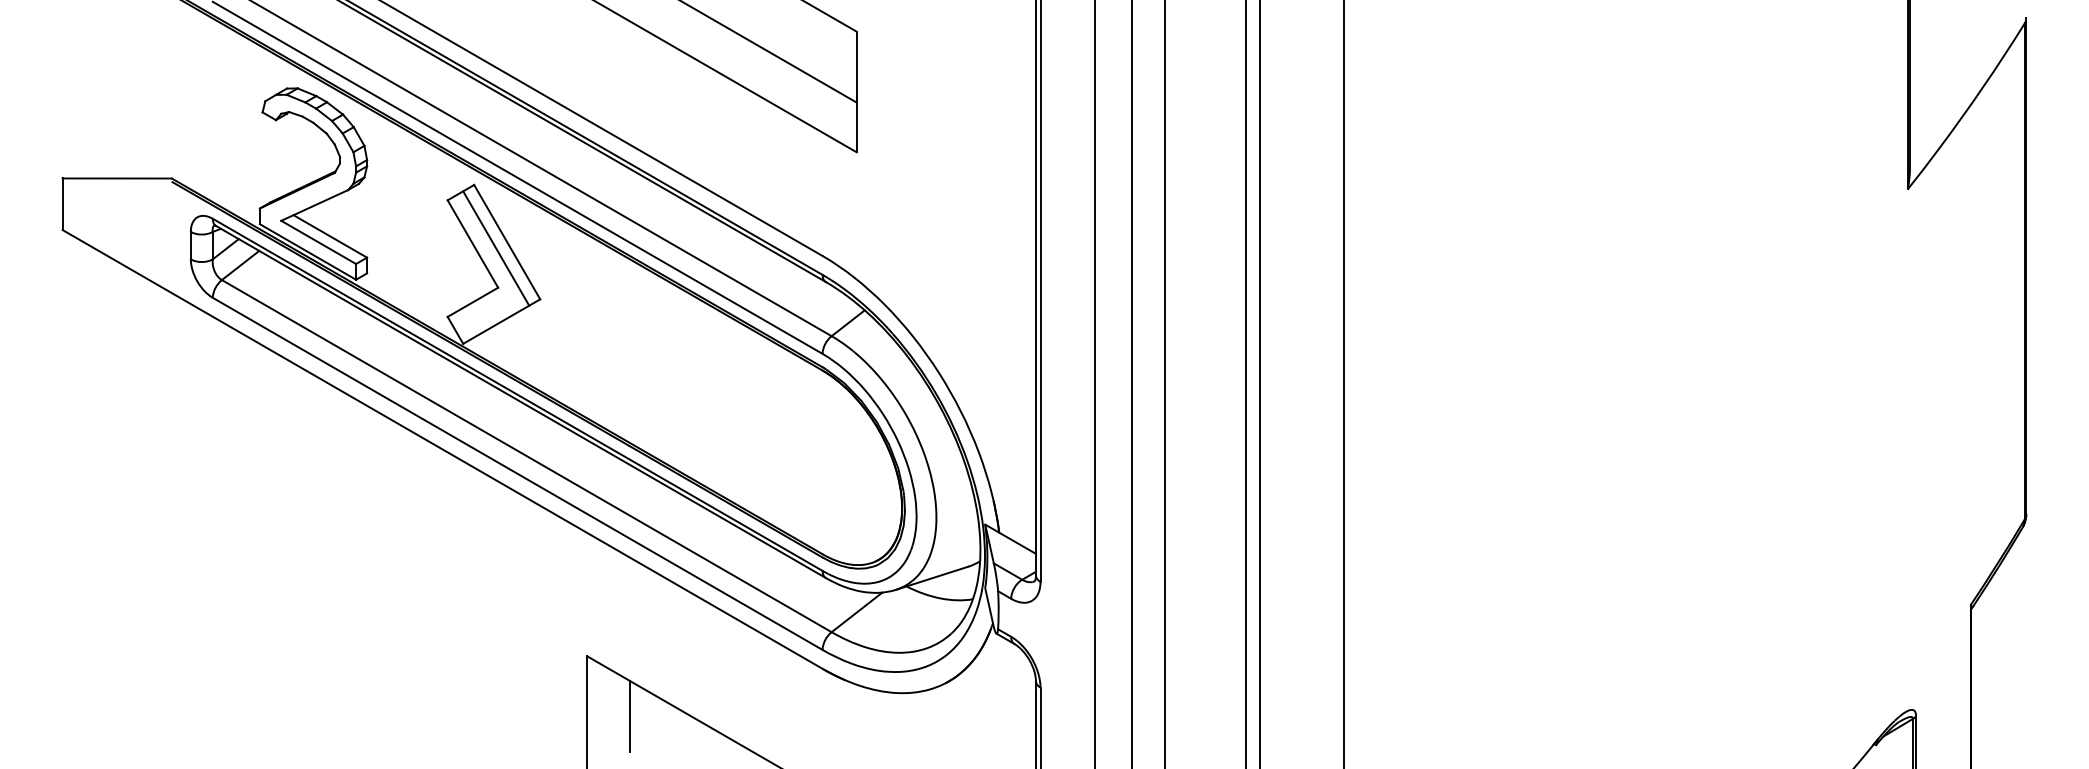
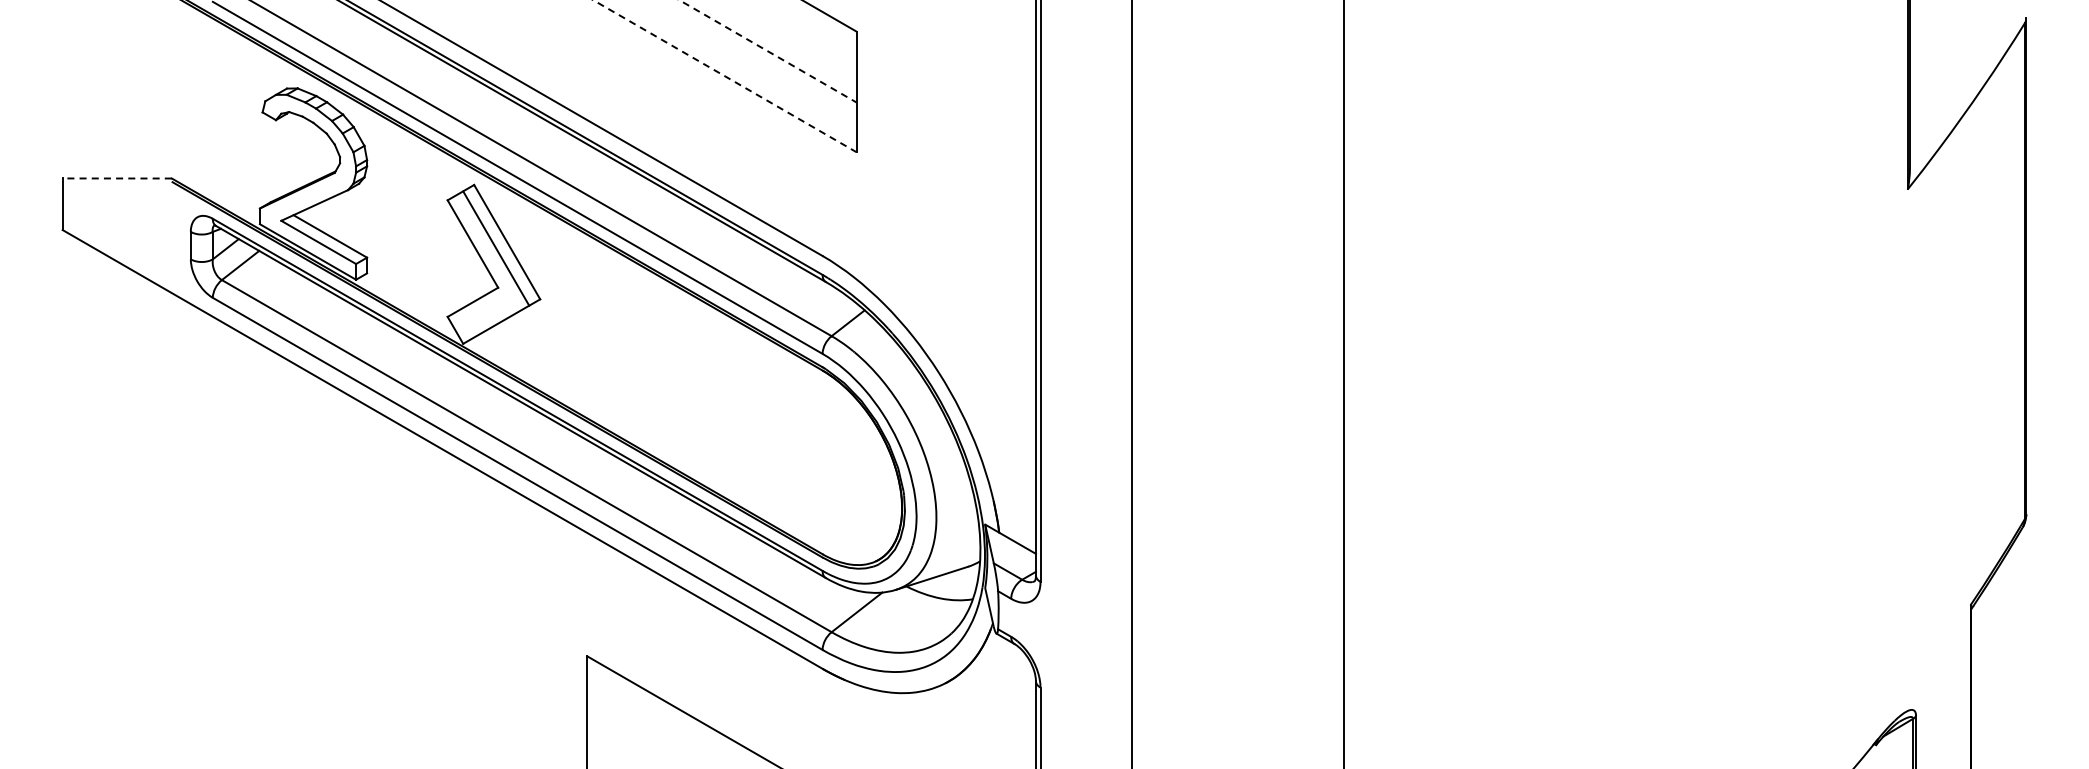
line: solid -> dashed (768, 51)
line: solid -> dashed (724, 76)
line: solid -> dashed (117, 178)
line: present -> none (1095, 383)
line: present -> none (1165, 383)
line: present -> none (1245, 383)
line: present -> none (1260, 383)
line: present -> none (630, 716)
